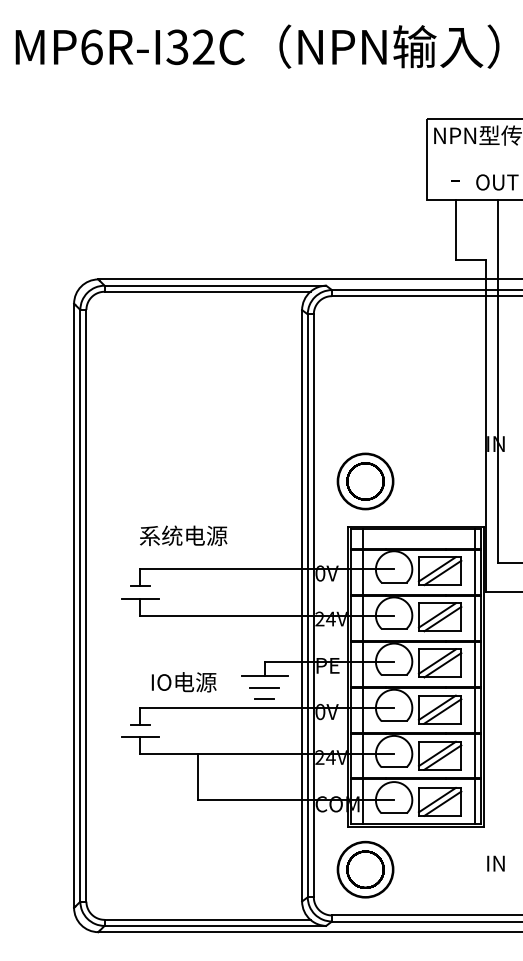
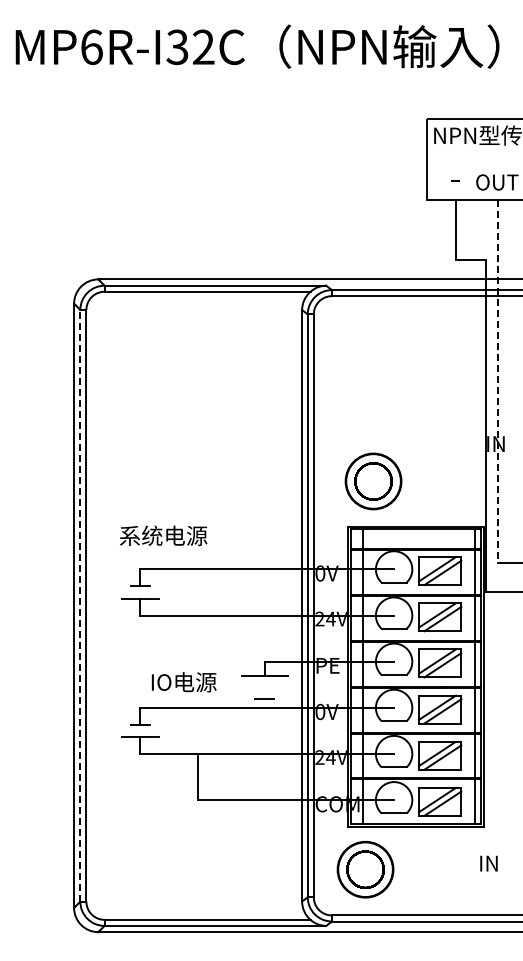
line: solid -> dashed (497, 382)
part position: (365, 481) -> (373, 481) (373, 481)
text position: (183, 535) -> (163, 535) (163, 535)
line: solid -> dashed (80, 605)
line: present -> none (264, 688)
text position: (495, 863) -> (488, 863) (488, 863)
